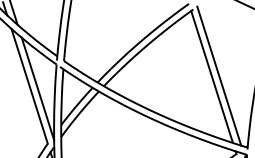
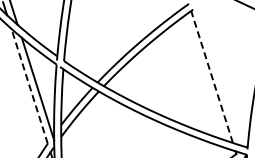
line: present -> none (219, 75)
line: solid -> dashed (211, 76)
line: solid -> dashed (29, 85)
